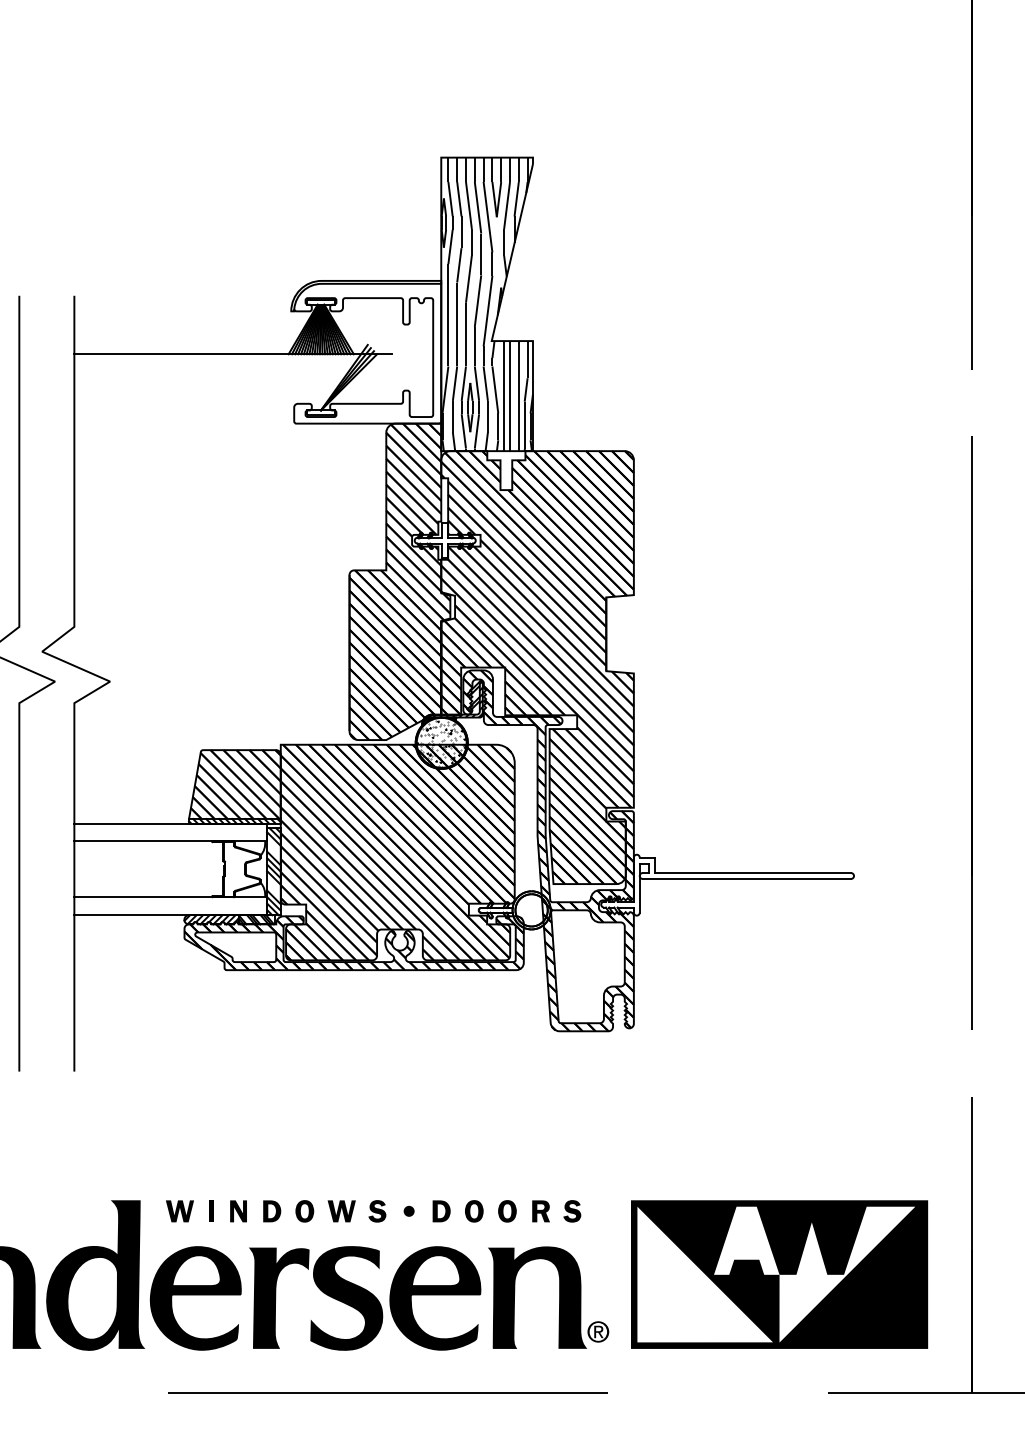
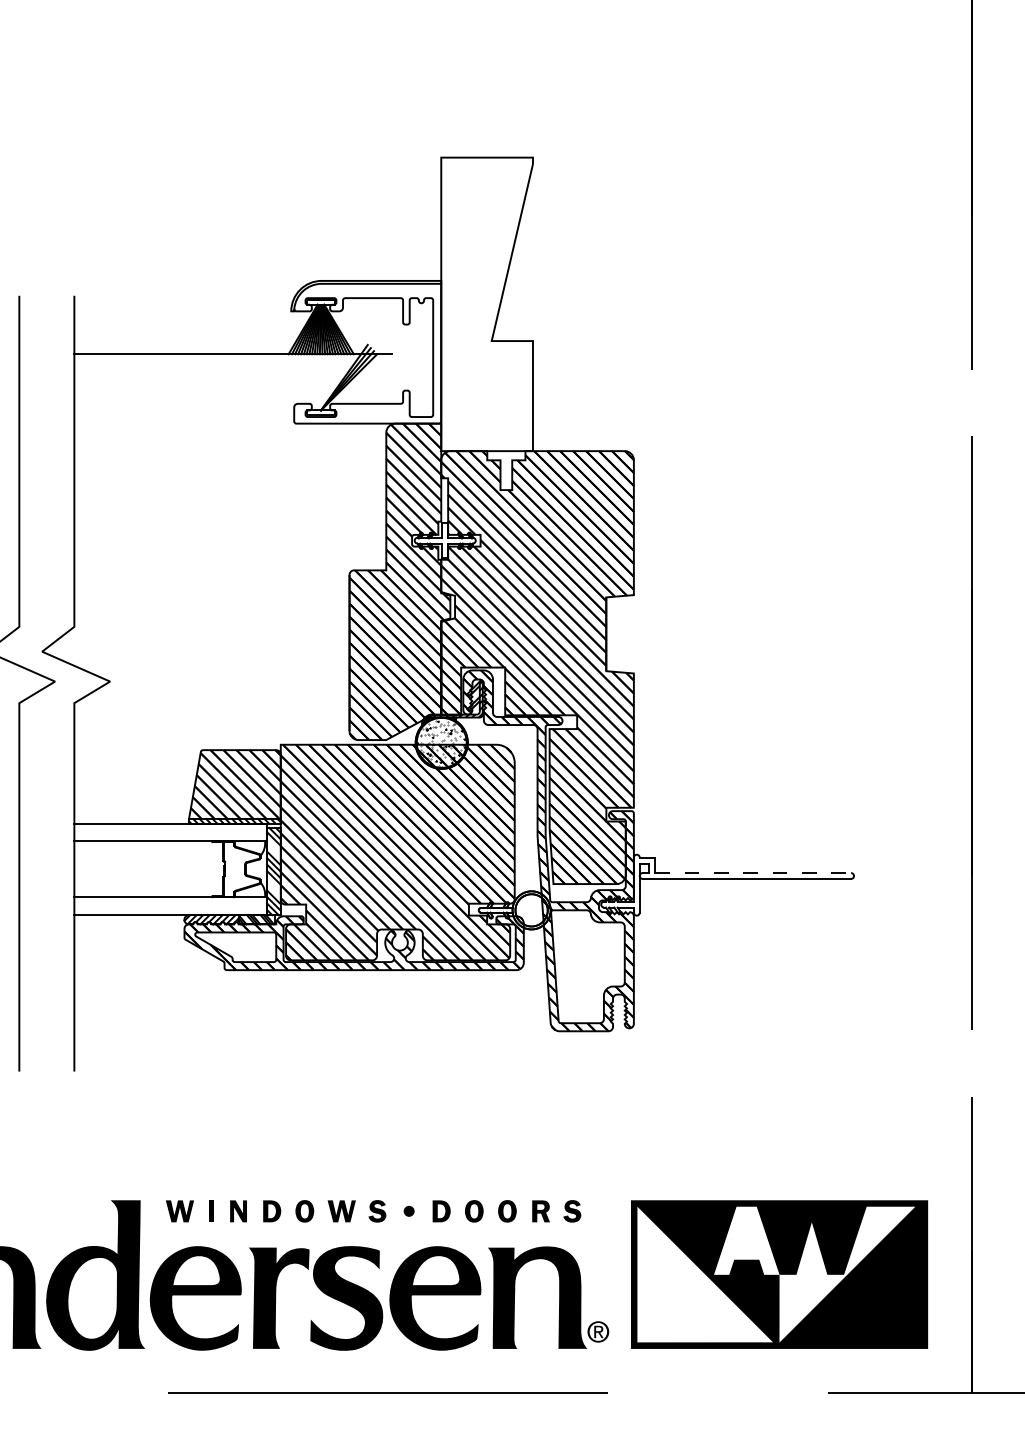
hatch: present -> none (486, 304)
line: solid -> dashed (753, 873)
